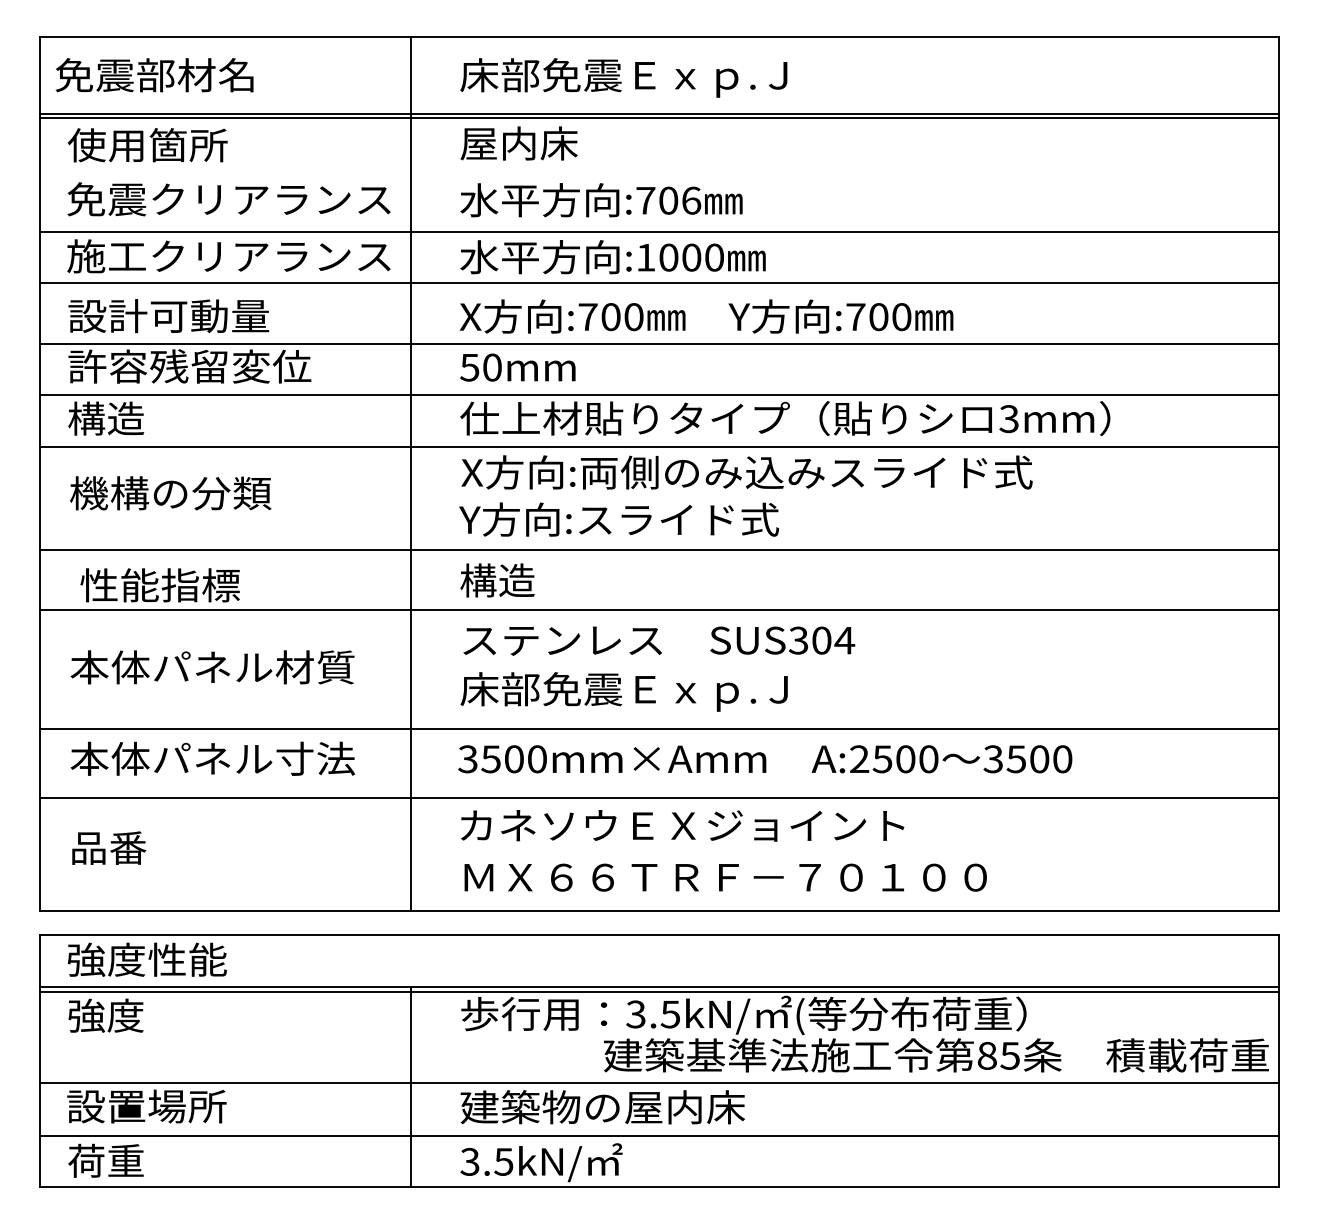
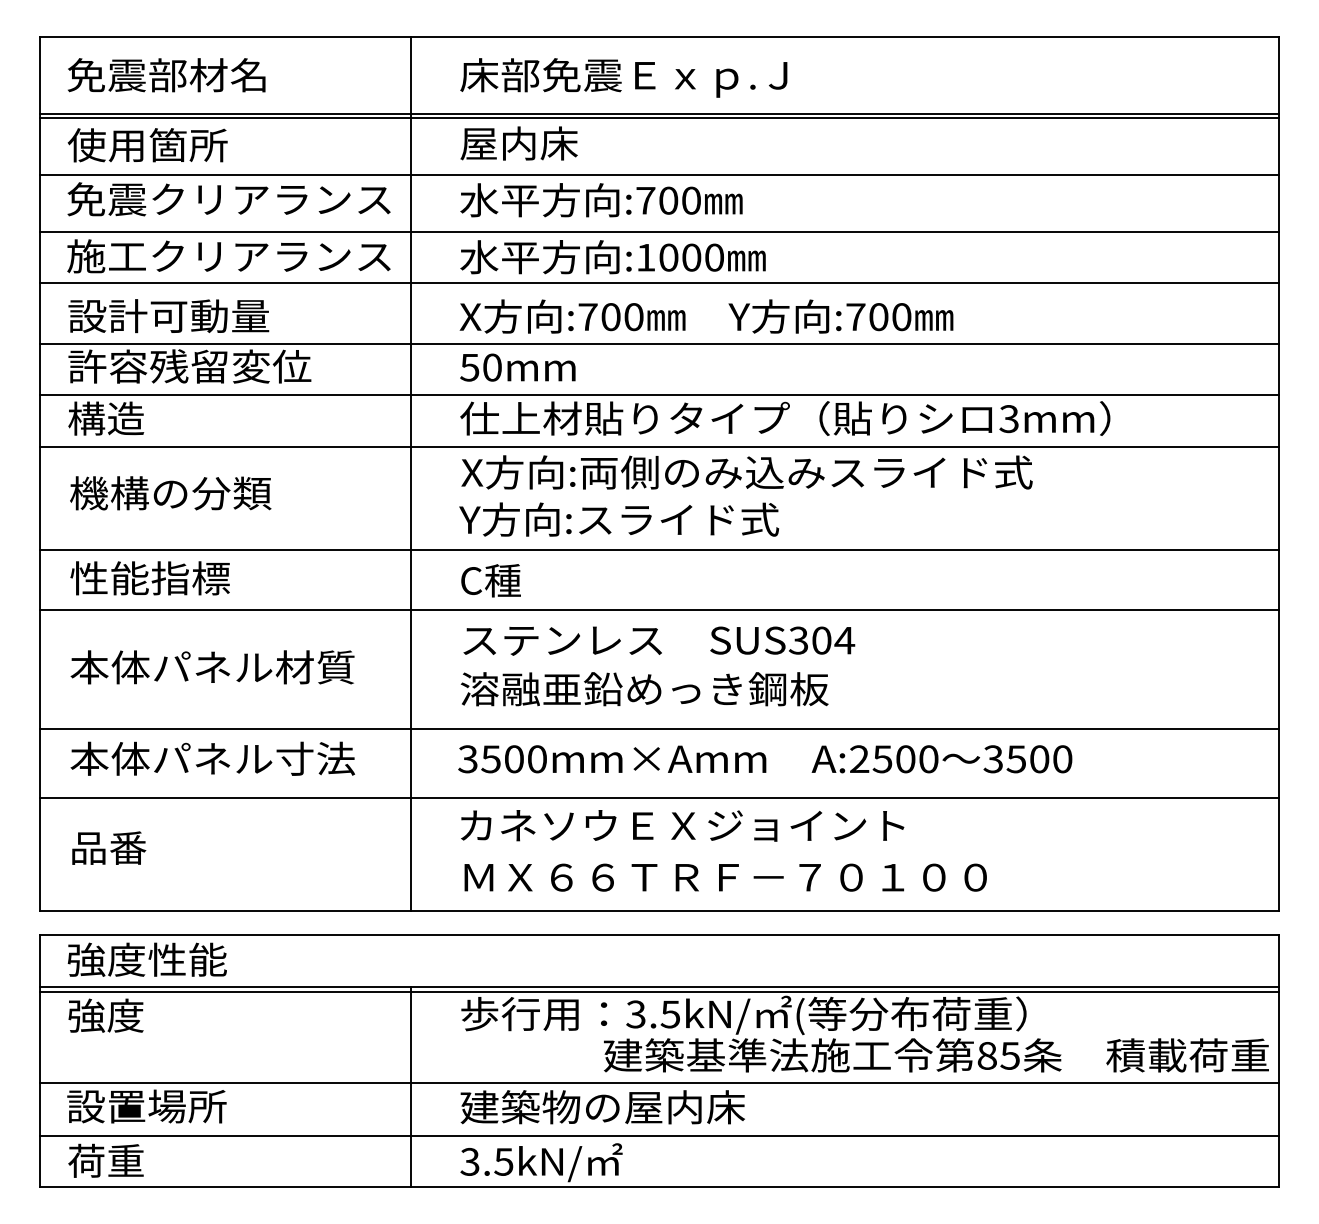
text position: (154, 75) -> (166, 75) (166, 75)
line: none -> present (659, 174)
text: :706 -> :700 (691, 200)
text: 構造 -> C種 (497, 580)
text position: (159, 585) -> (149, 578) (149, 578)
text: 床部免震Ｅｘｐ.Ｊ -> 溶融亜鉛めっき鋼板 (644, 691)
